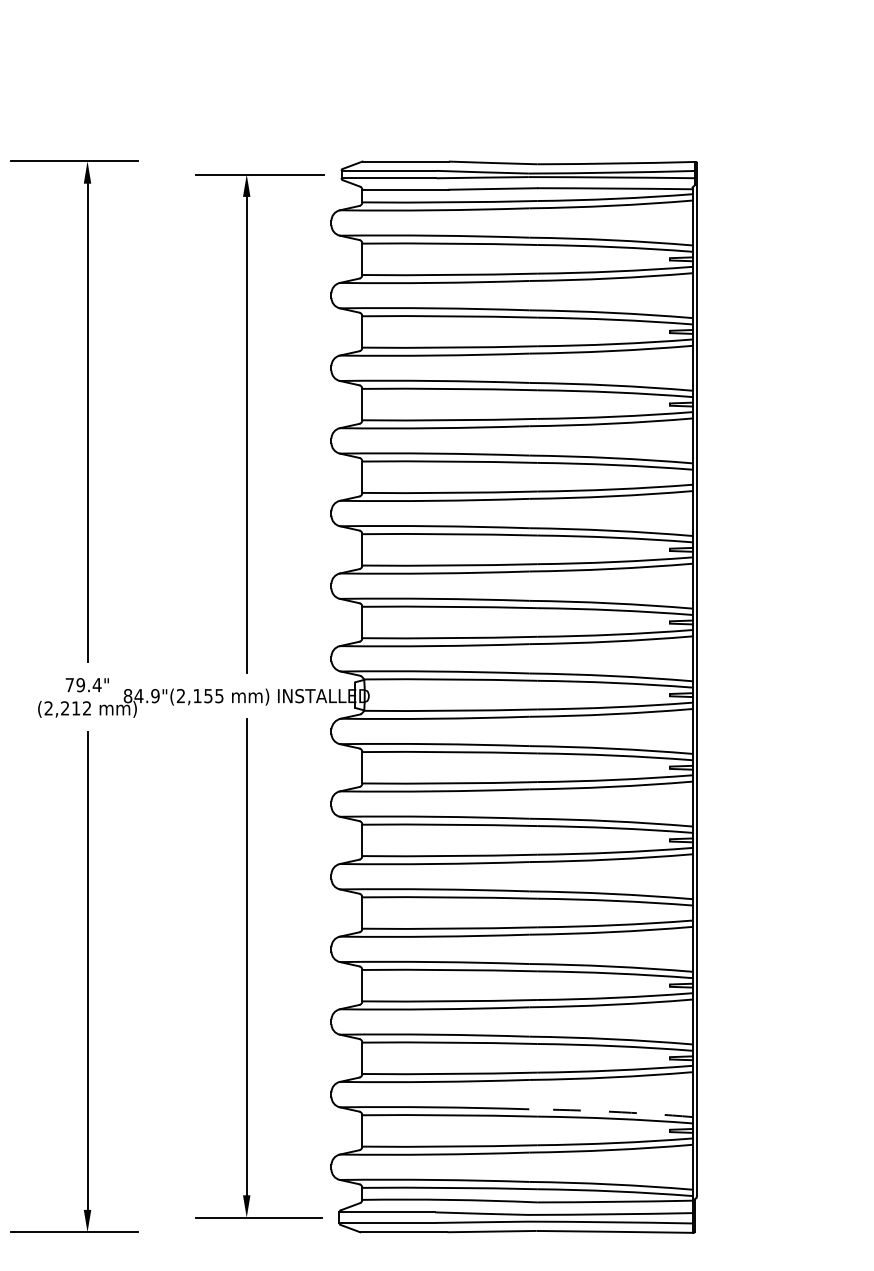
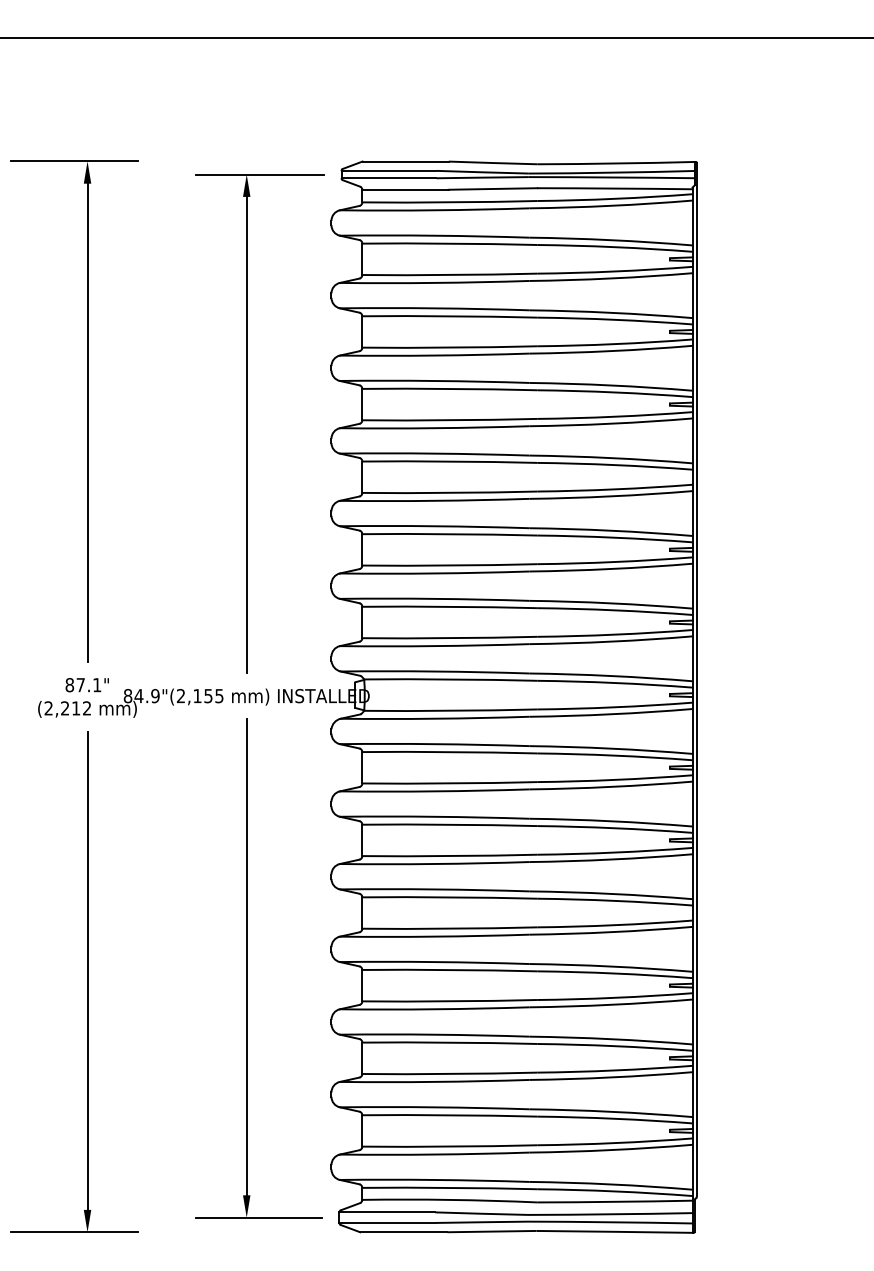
line: none -> present (436, 38)
text: 79.4" -> 87.1" (83, 685)
arc: dashed -> solid (611, 1111)
